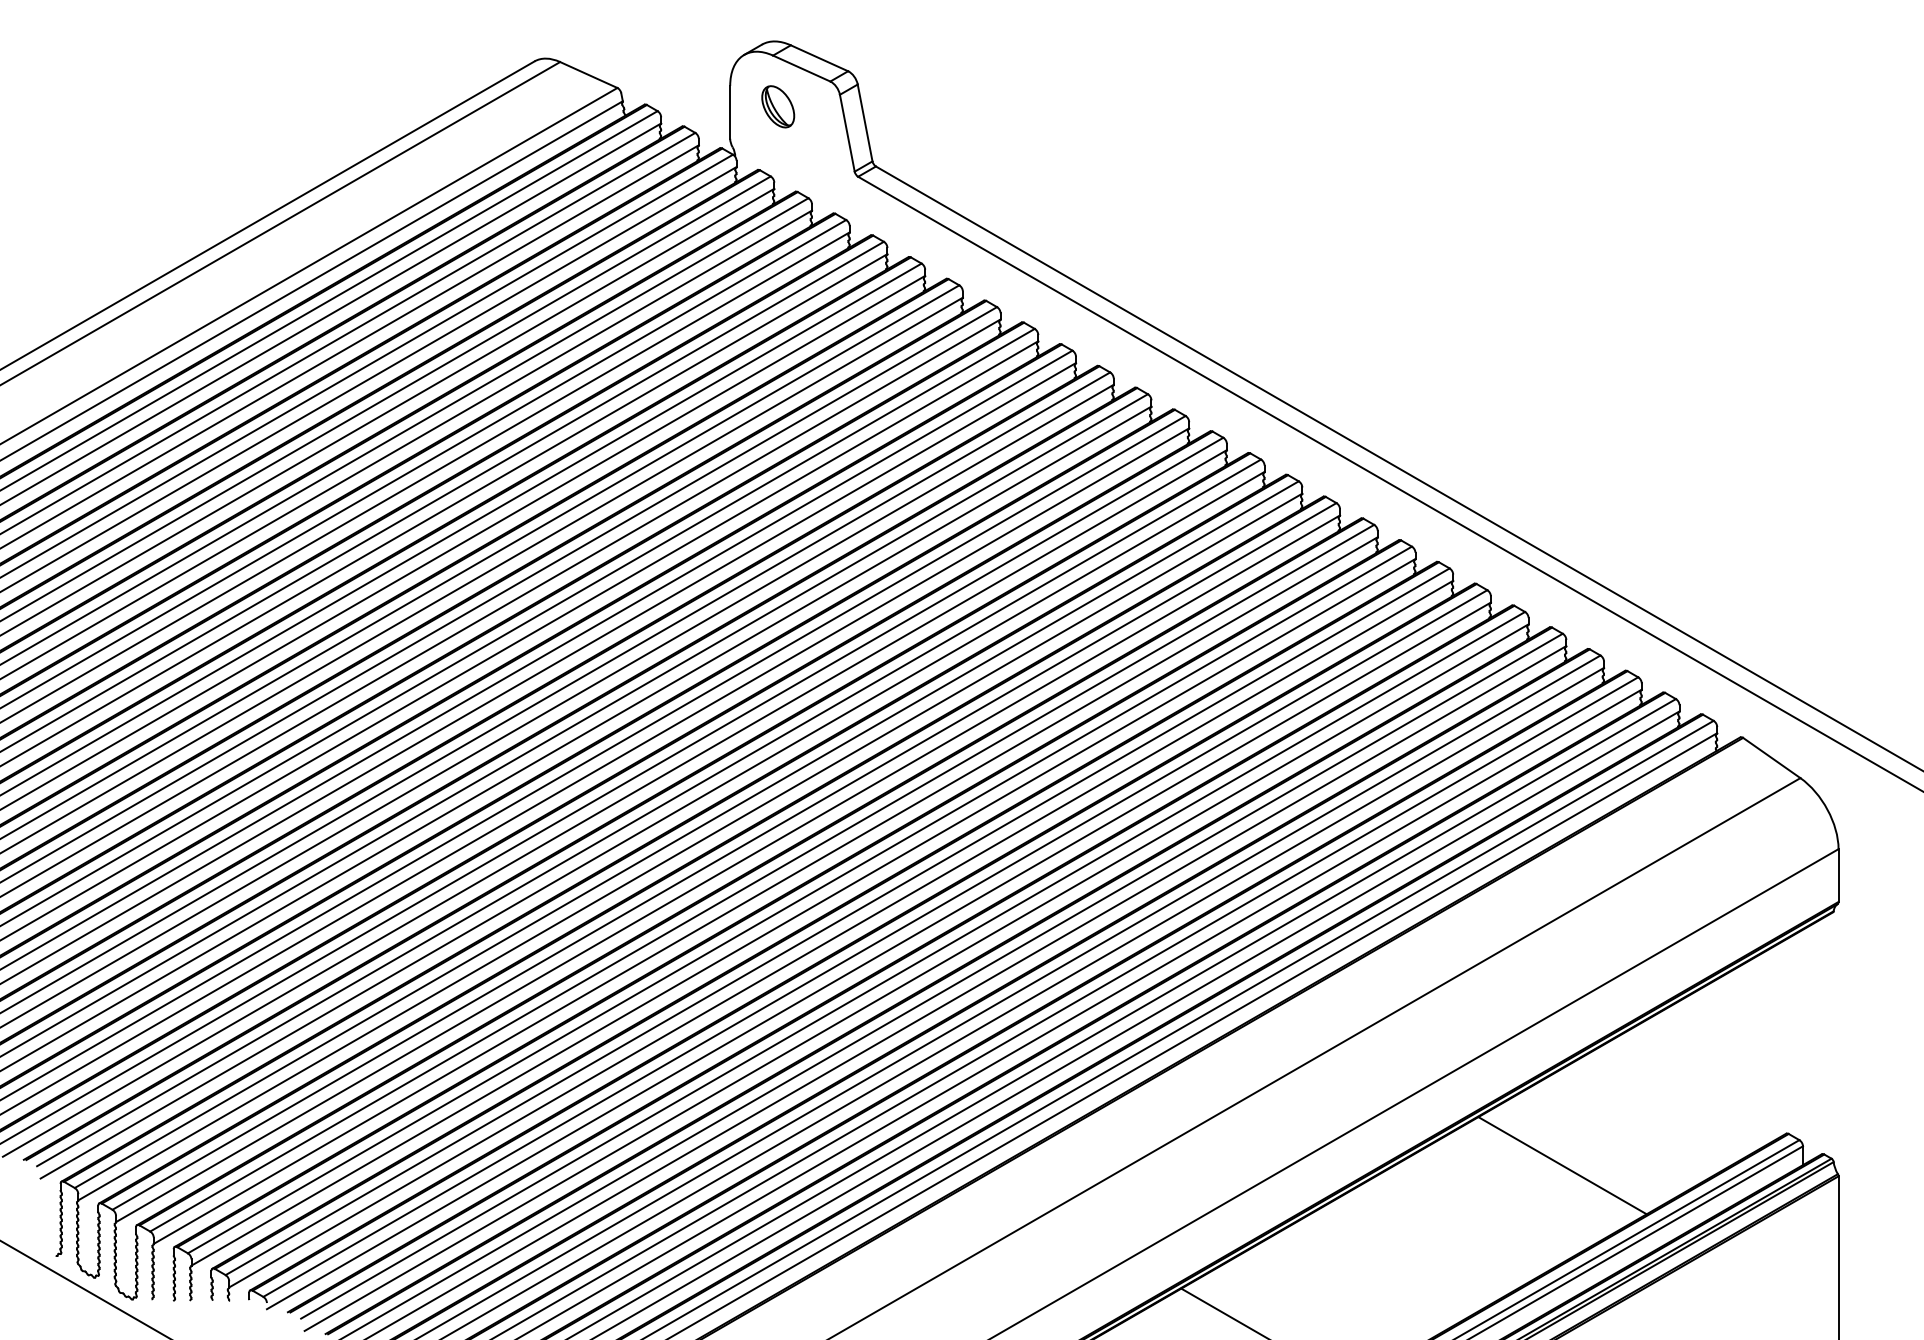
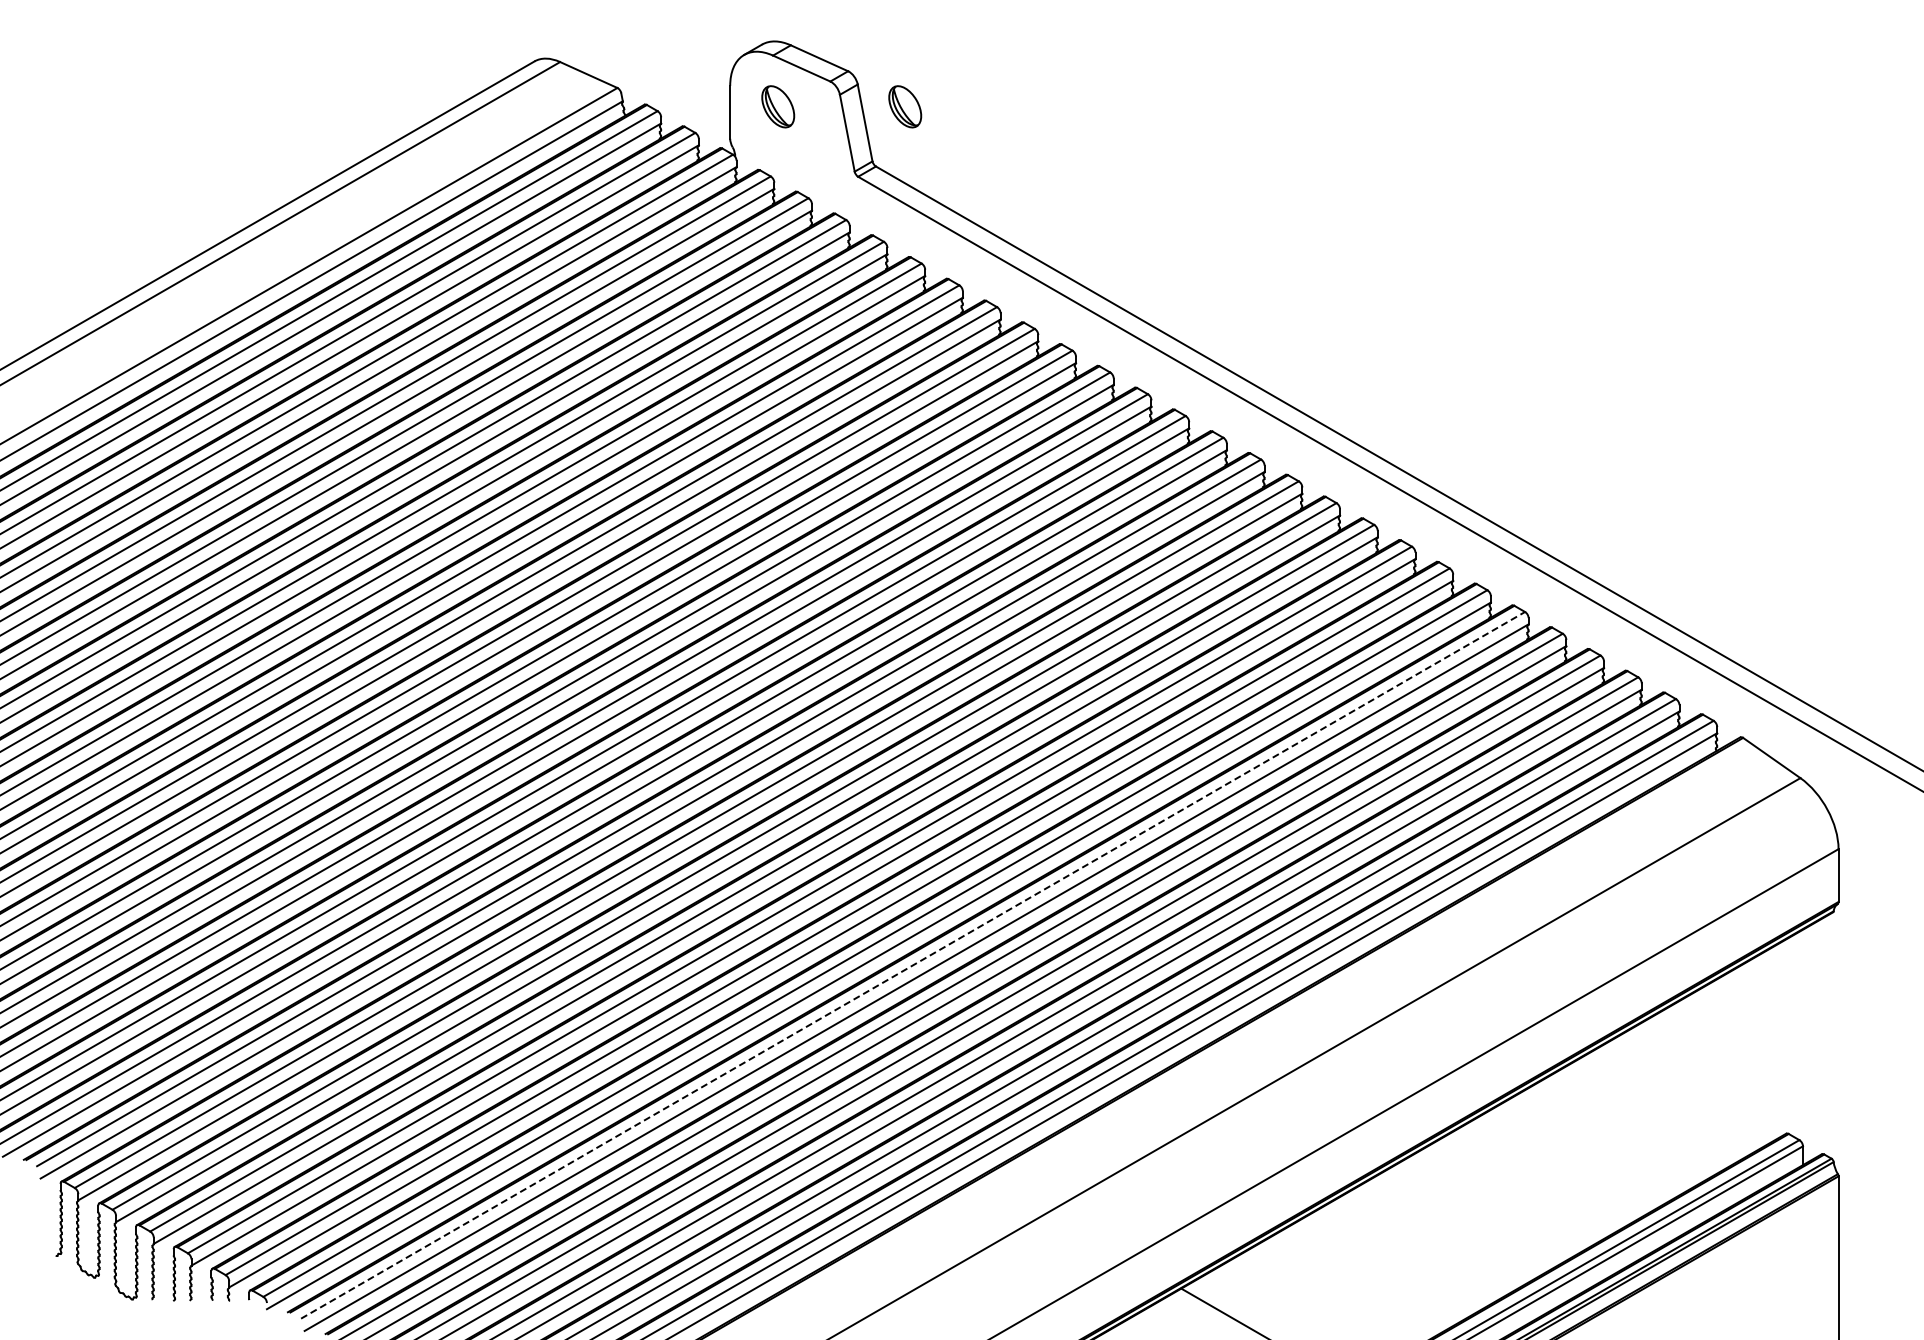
part: none -> present (905, 106)
line: solid -> dashed (913, 965)
line: present -> none (1562, 1165)
line: present -> none (84, 1288)
